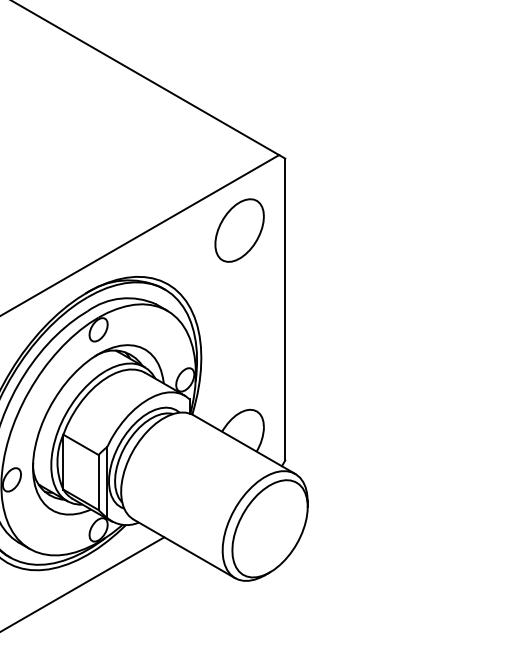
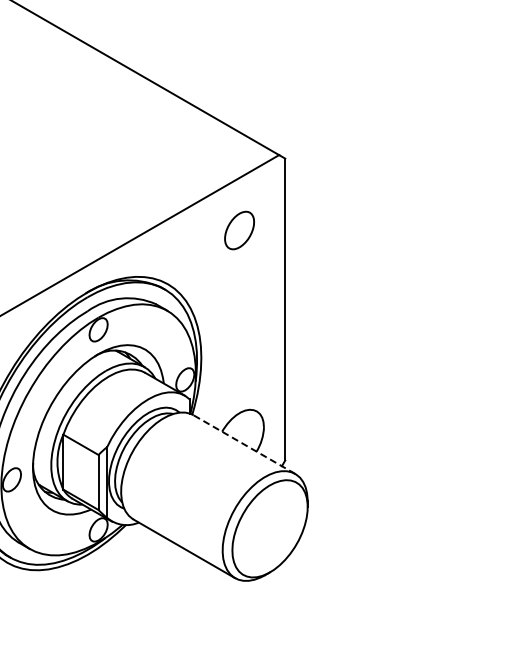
part size: 51x65 px -> 31x41 px (239, 230)
line: solid -> dashed (244, 444)
line: present -> none (83, 583)
